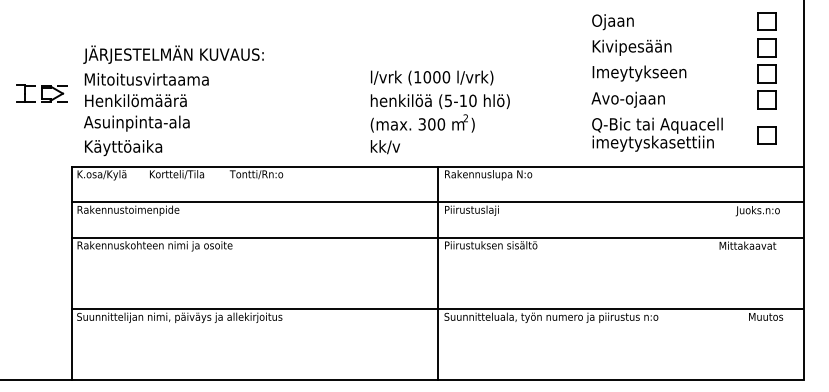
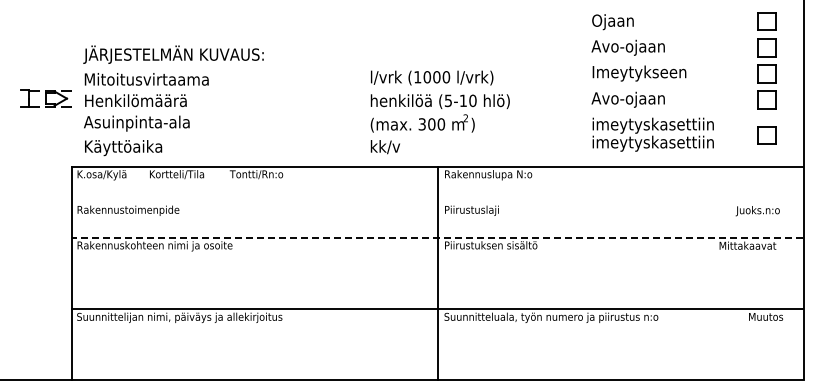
text: Kivipesään -> Avo-ojaan (631, 47)
part position: (41, 93) -> (45, 98) (45, 98)
text: Q-Bic tai Aquacell -> imeytyskasettiin (657, 125)
line: present -> none (437, 202)
line: solid -> dashed (437, 237)
